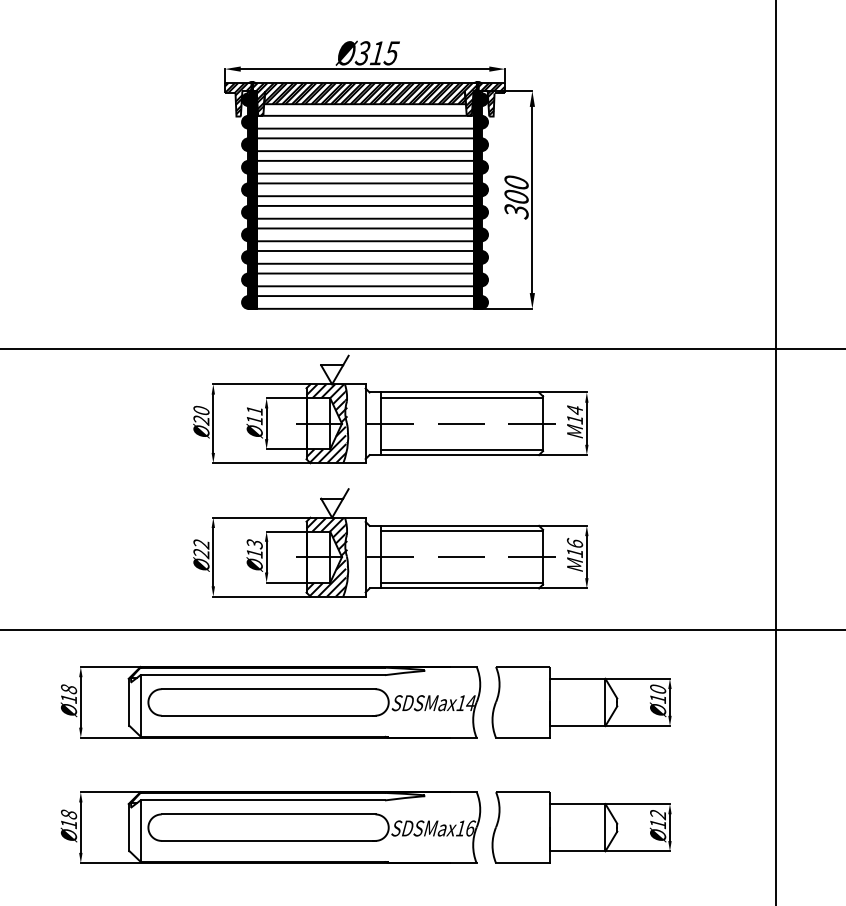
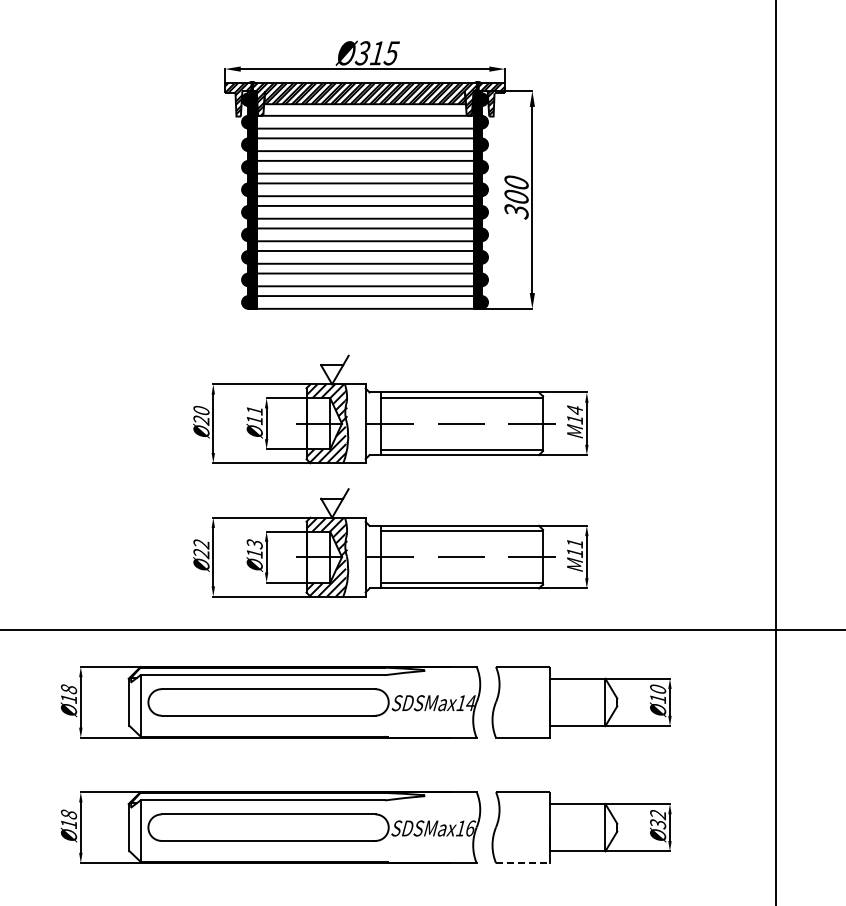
line: present -> none (422, 349)
text: 16 -> 11 (574, 542)
text: Ø12 -> Ø32 (658, 824)
line: solid -> dashed (523, 863)
